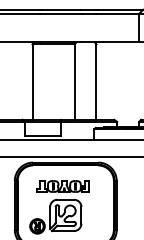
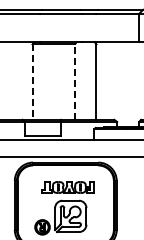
line: solid -> dashed (32, 82)
line: solid -> dashed (74, 82)
part position: (59, 207) -> (64, 208) (64, 208)
